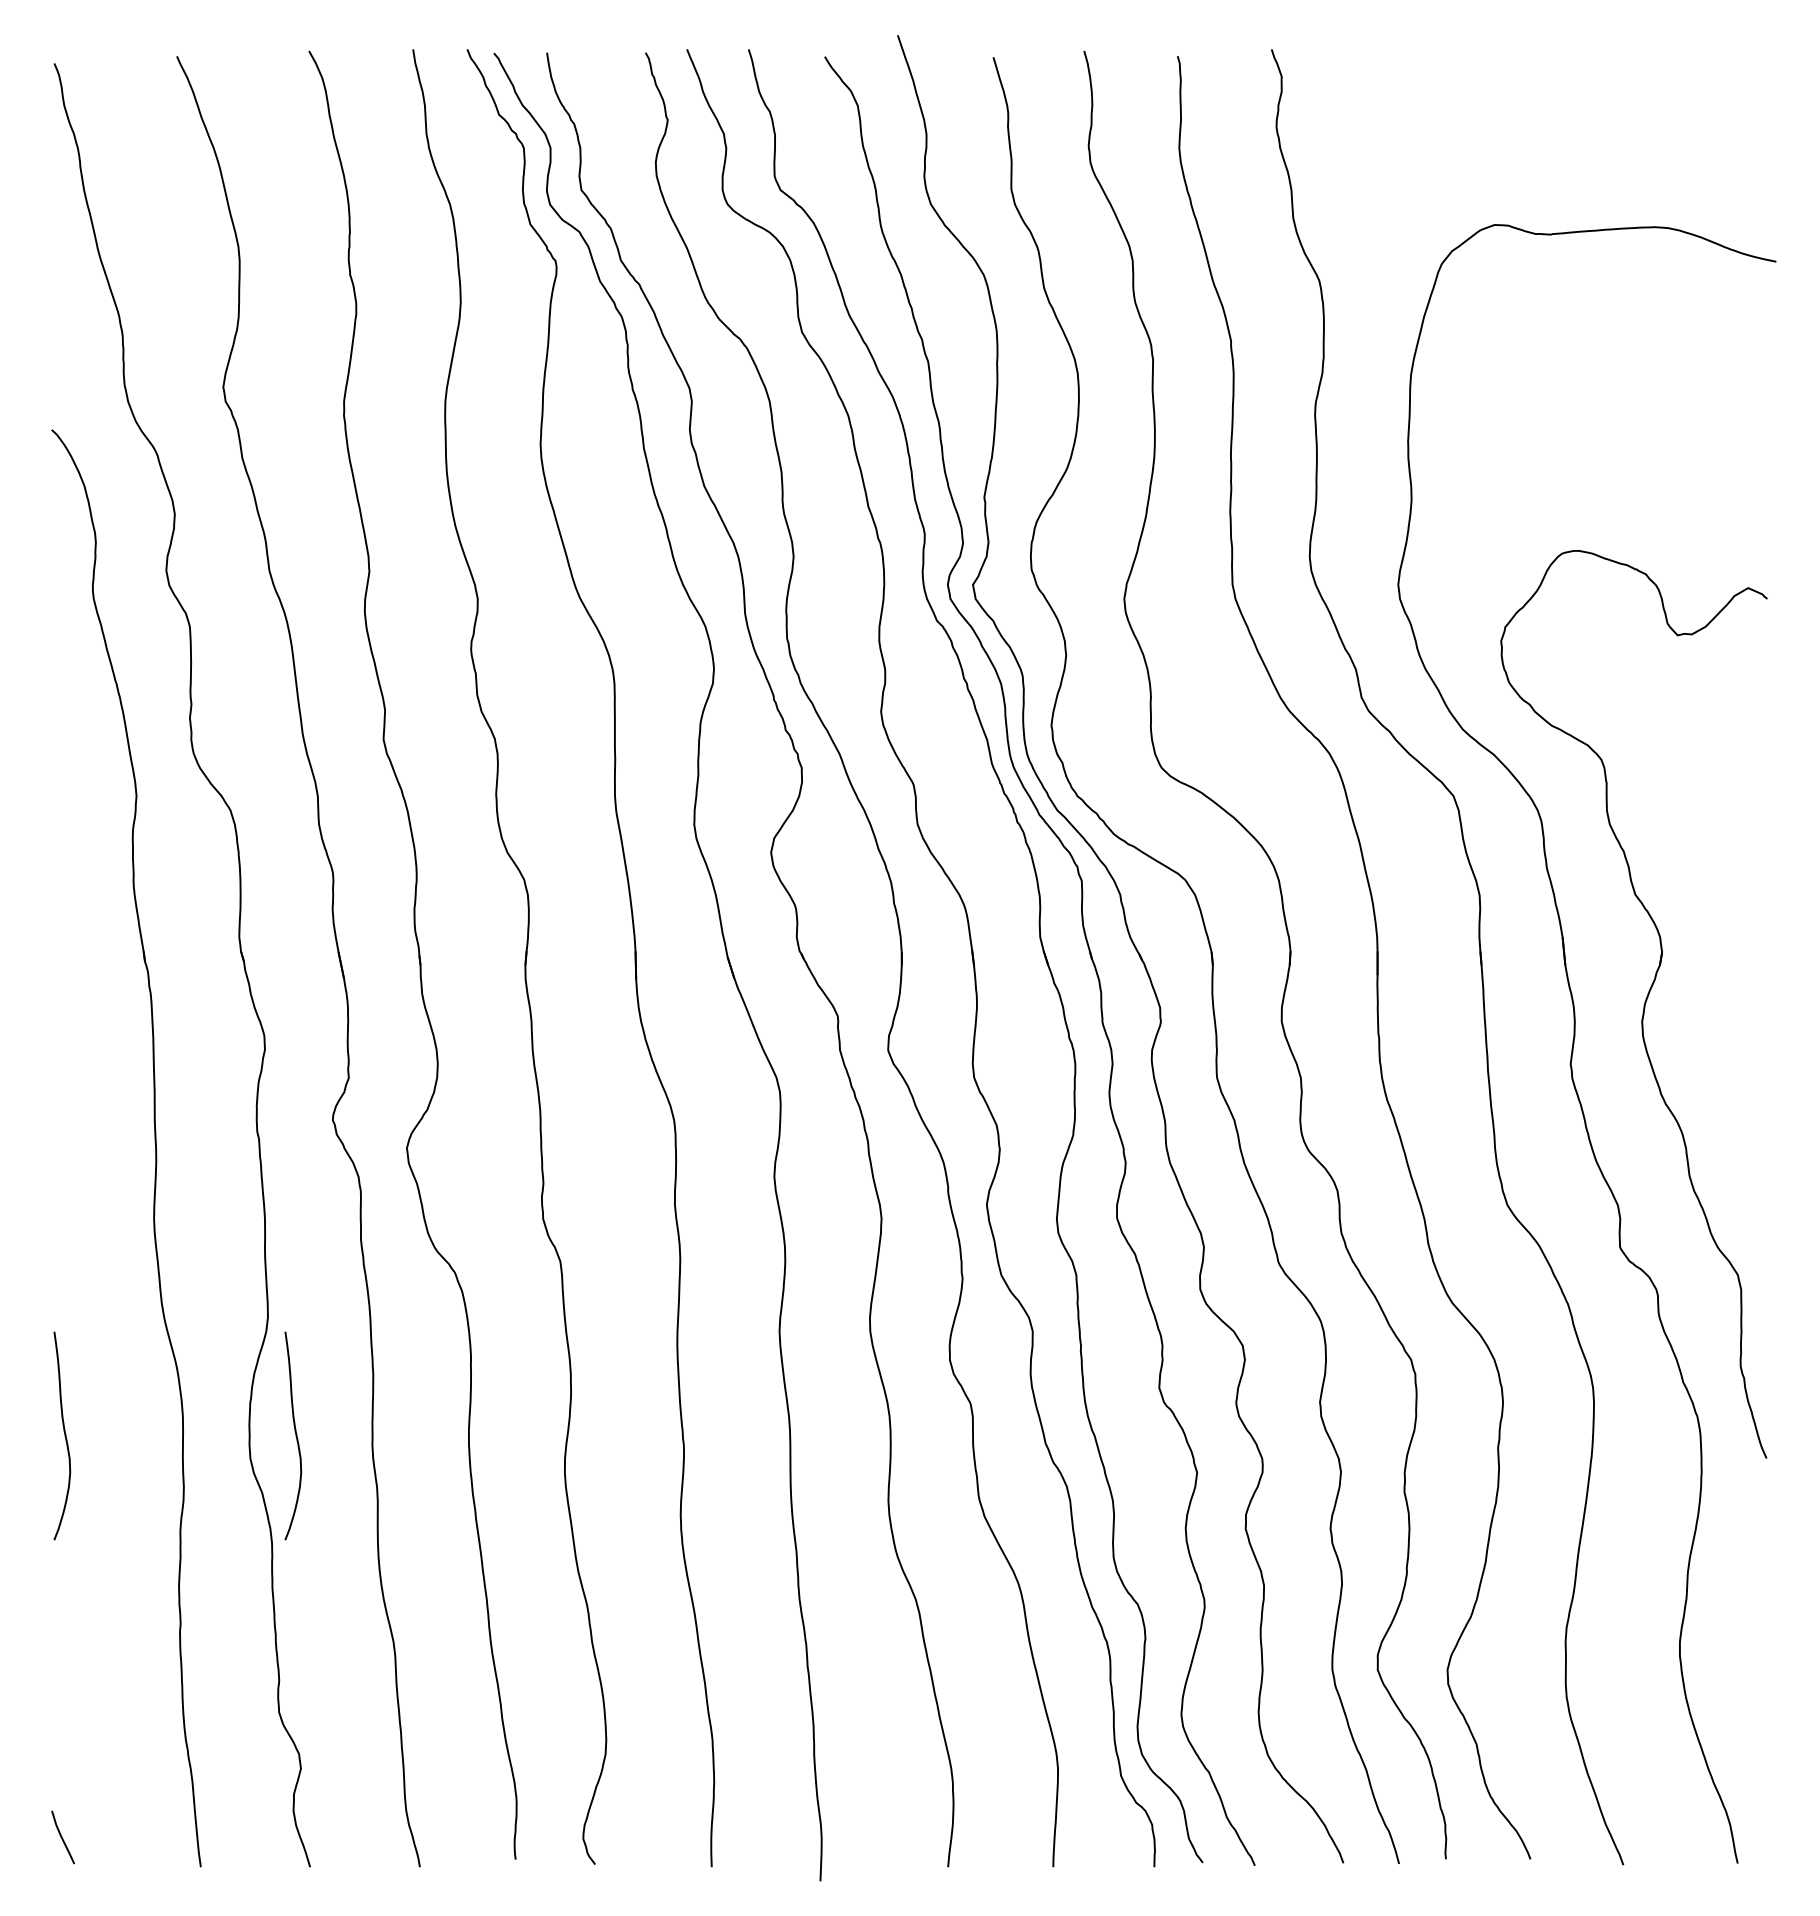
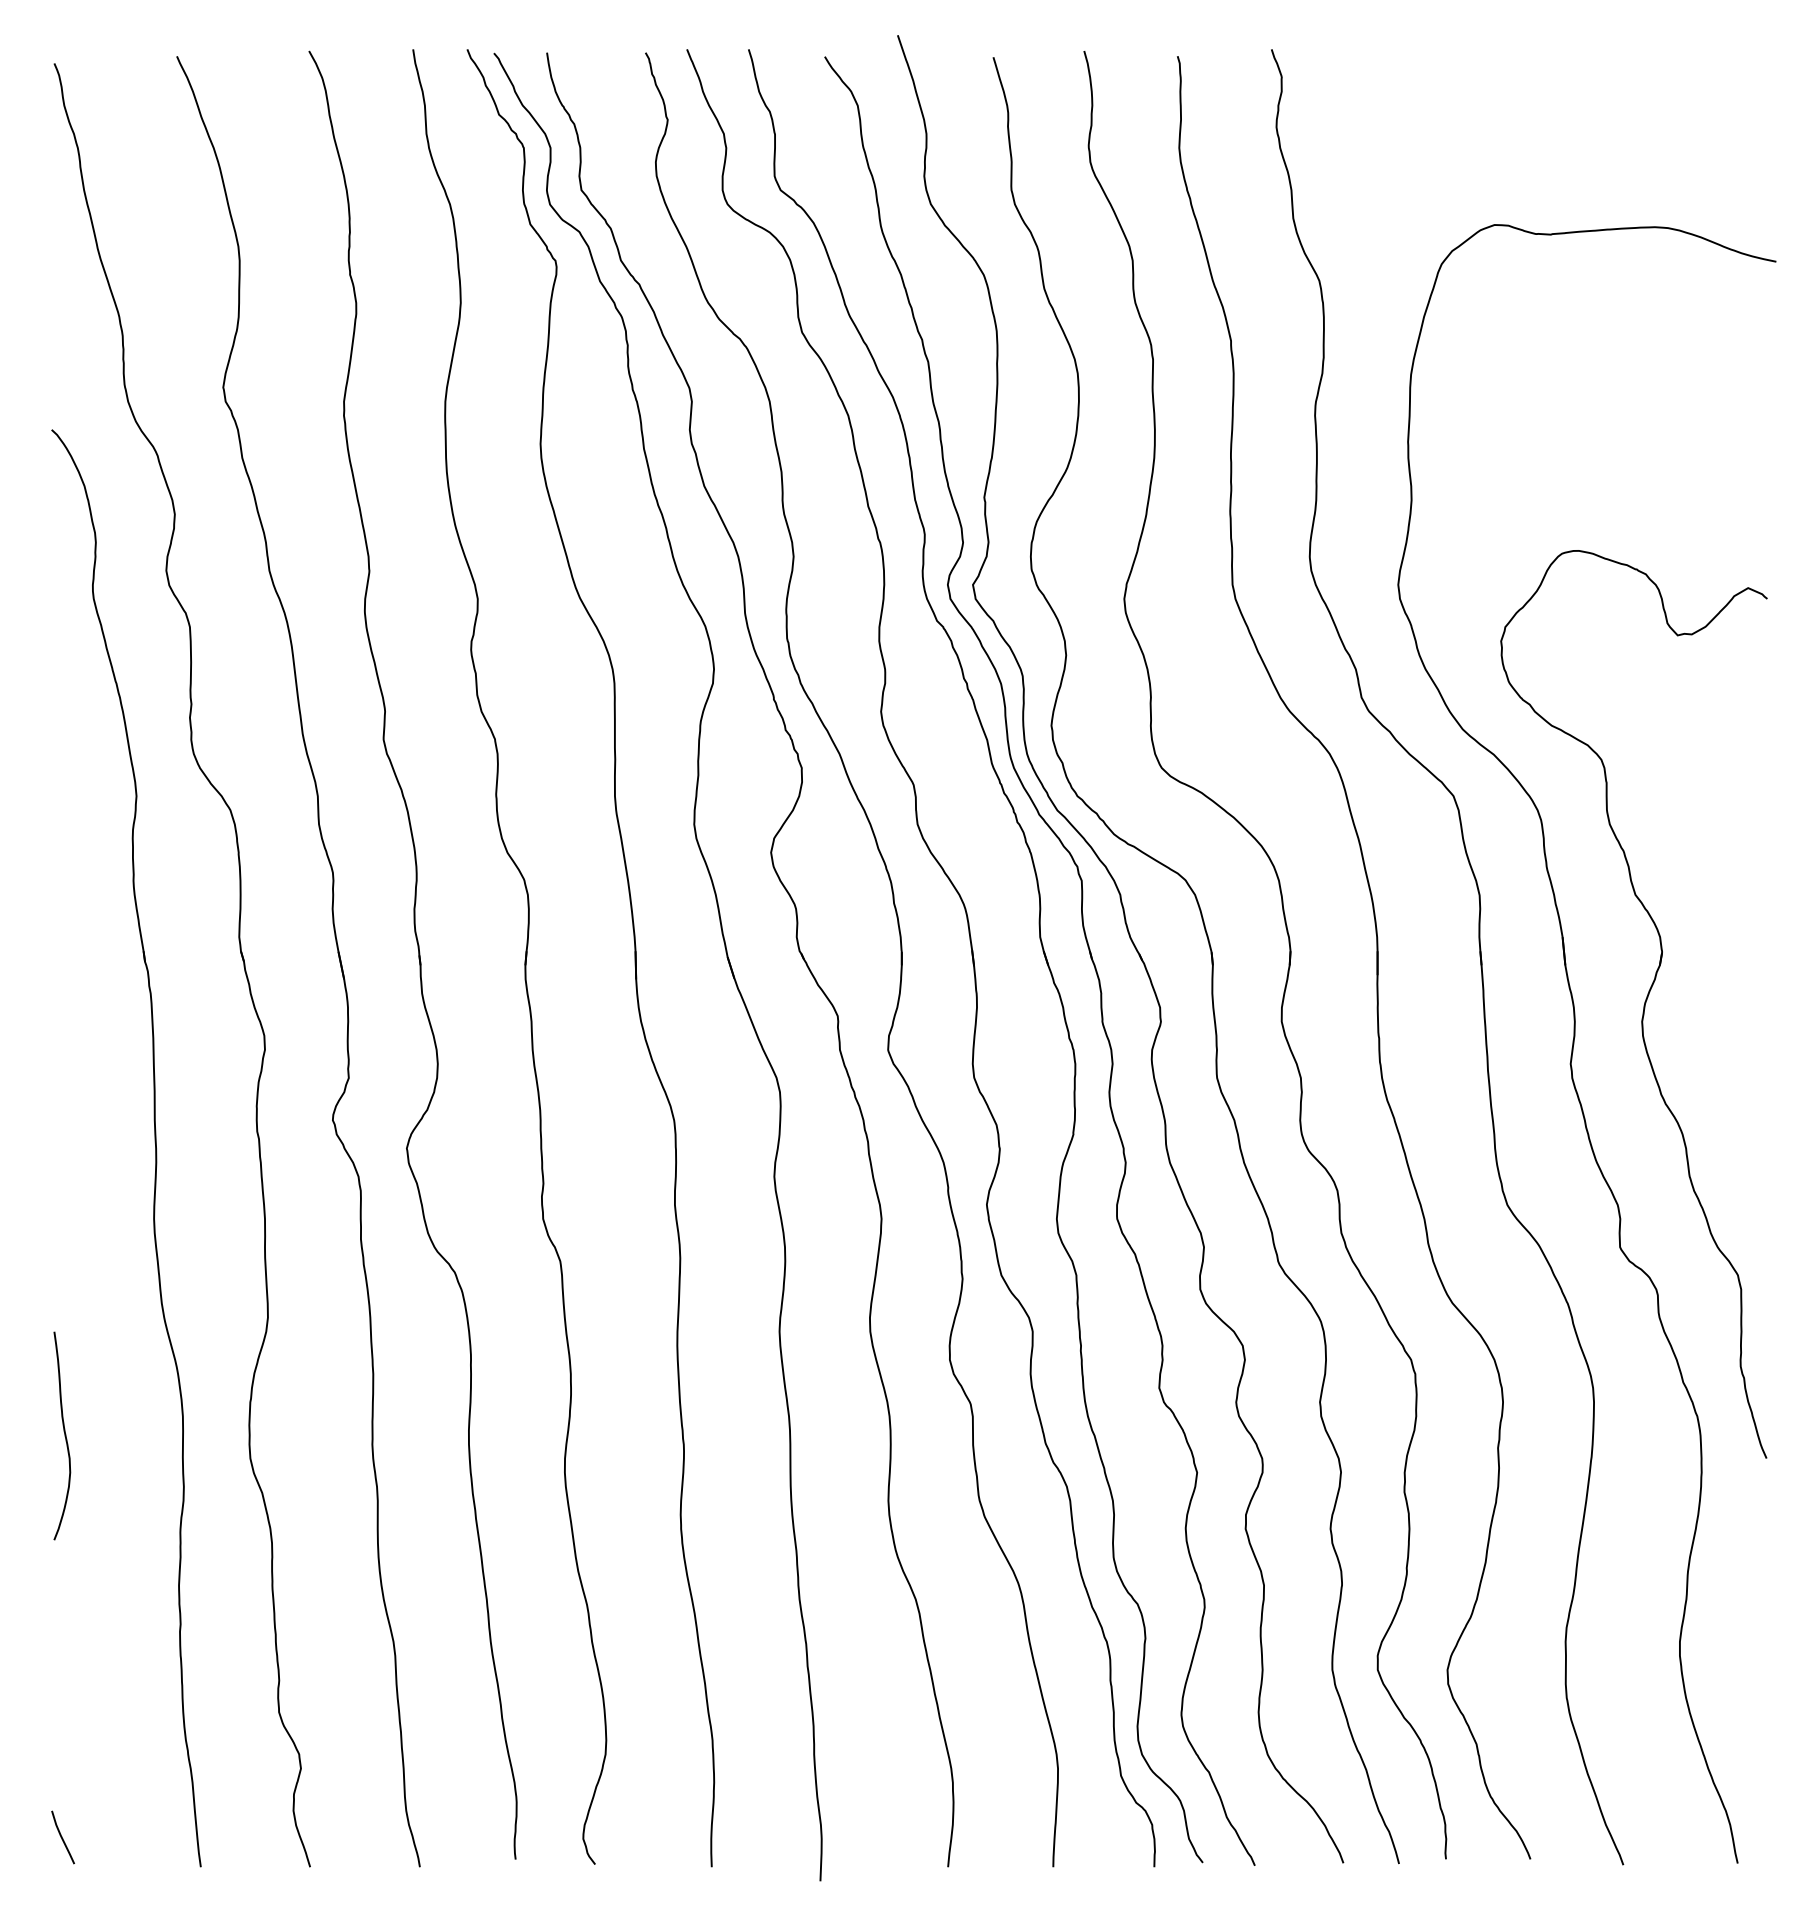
curve: present -> none (295, 1435)
